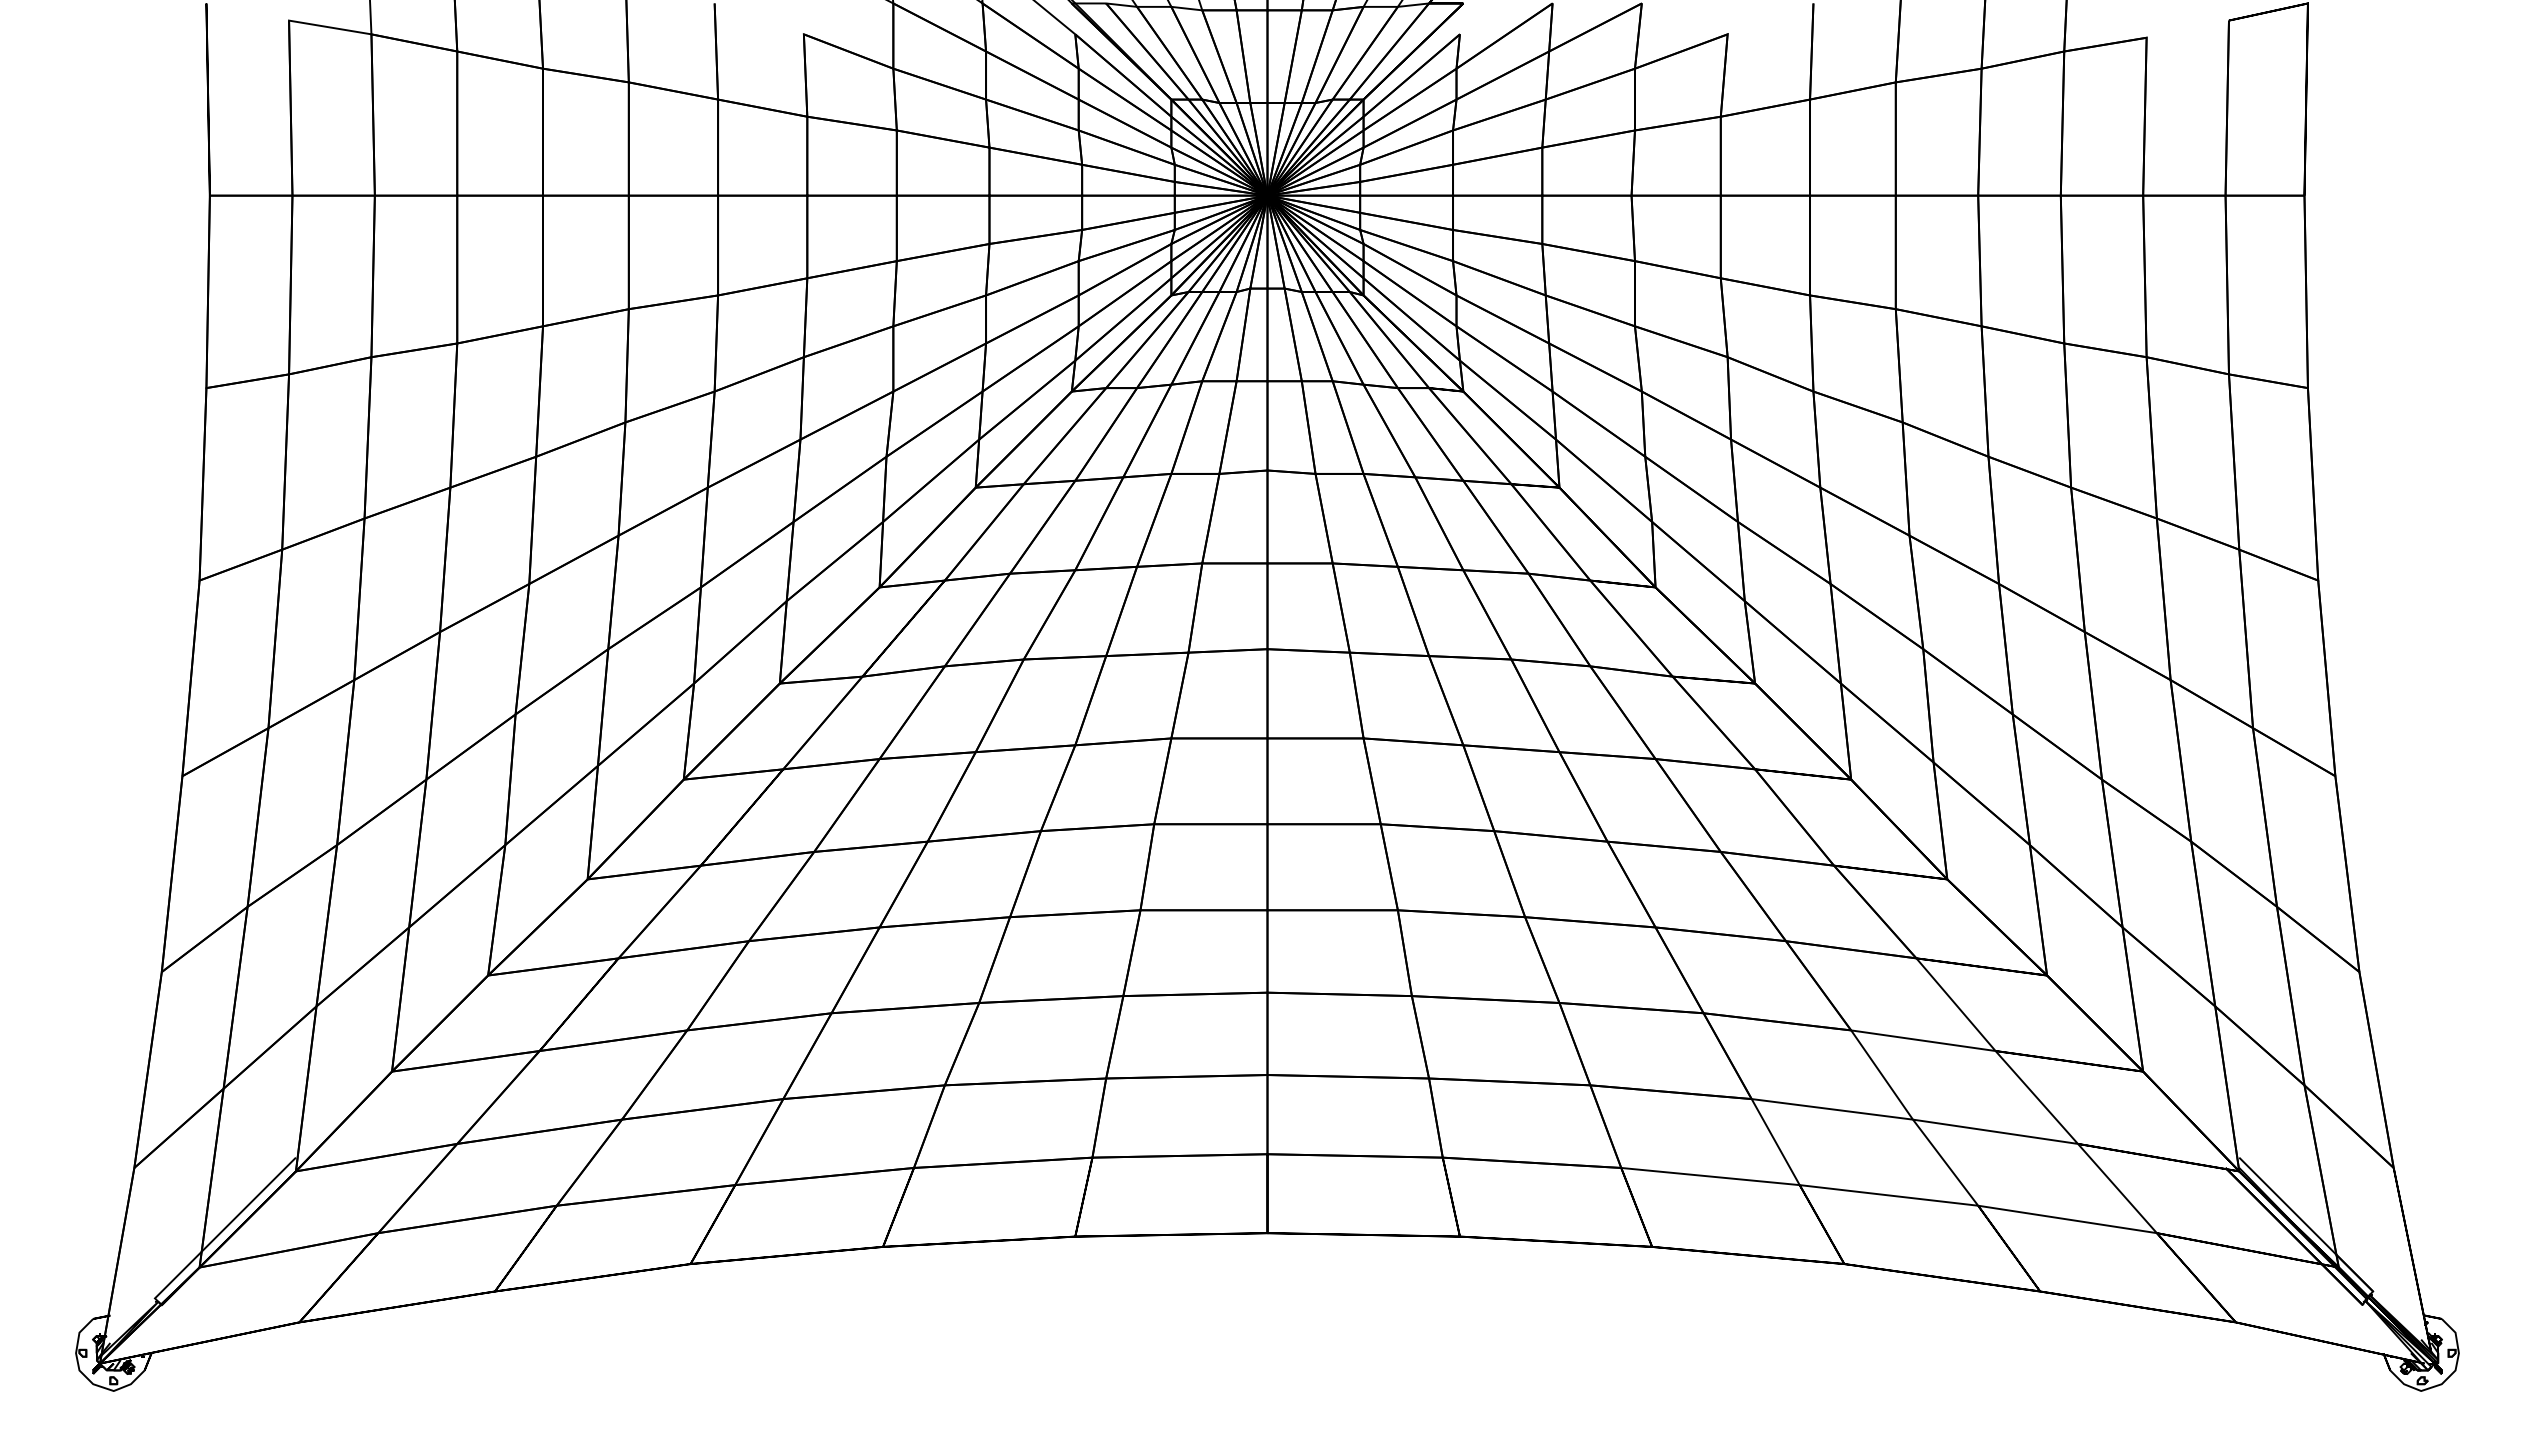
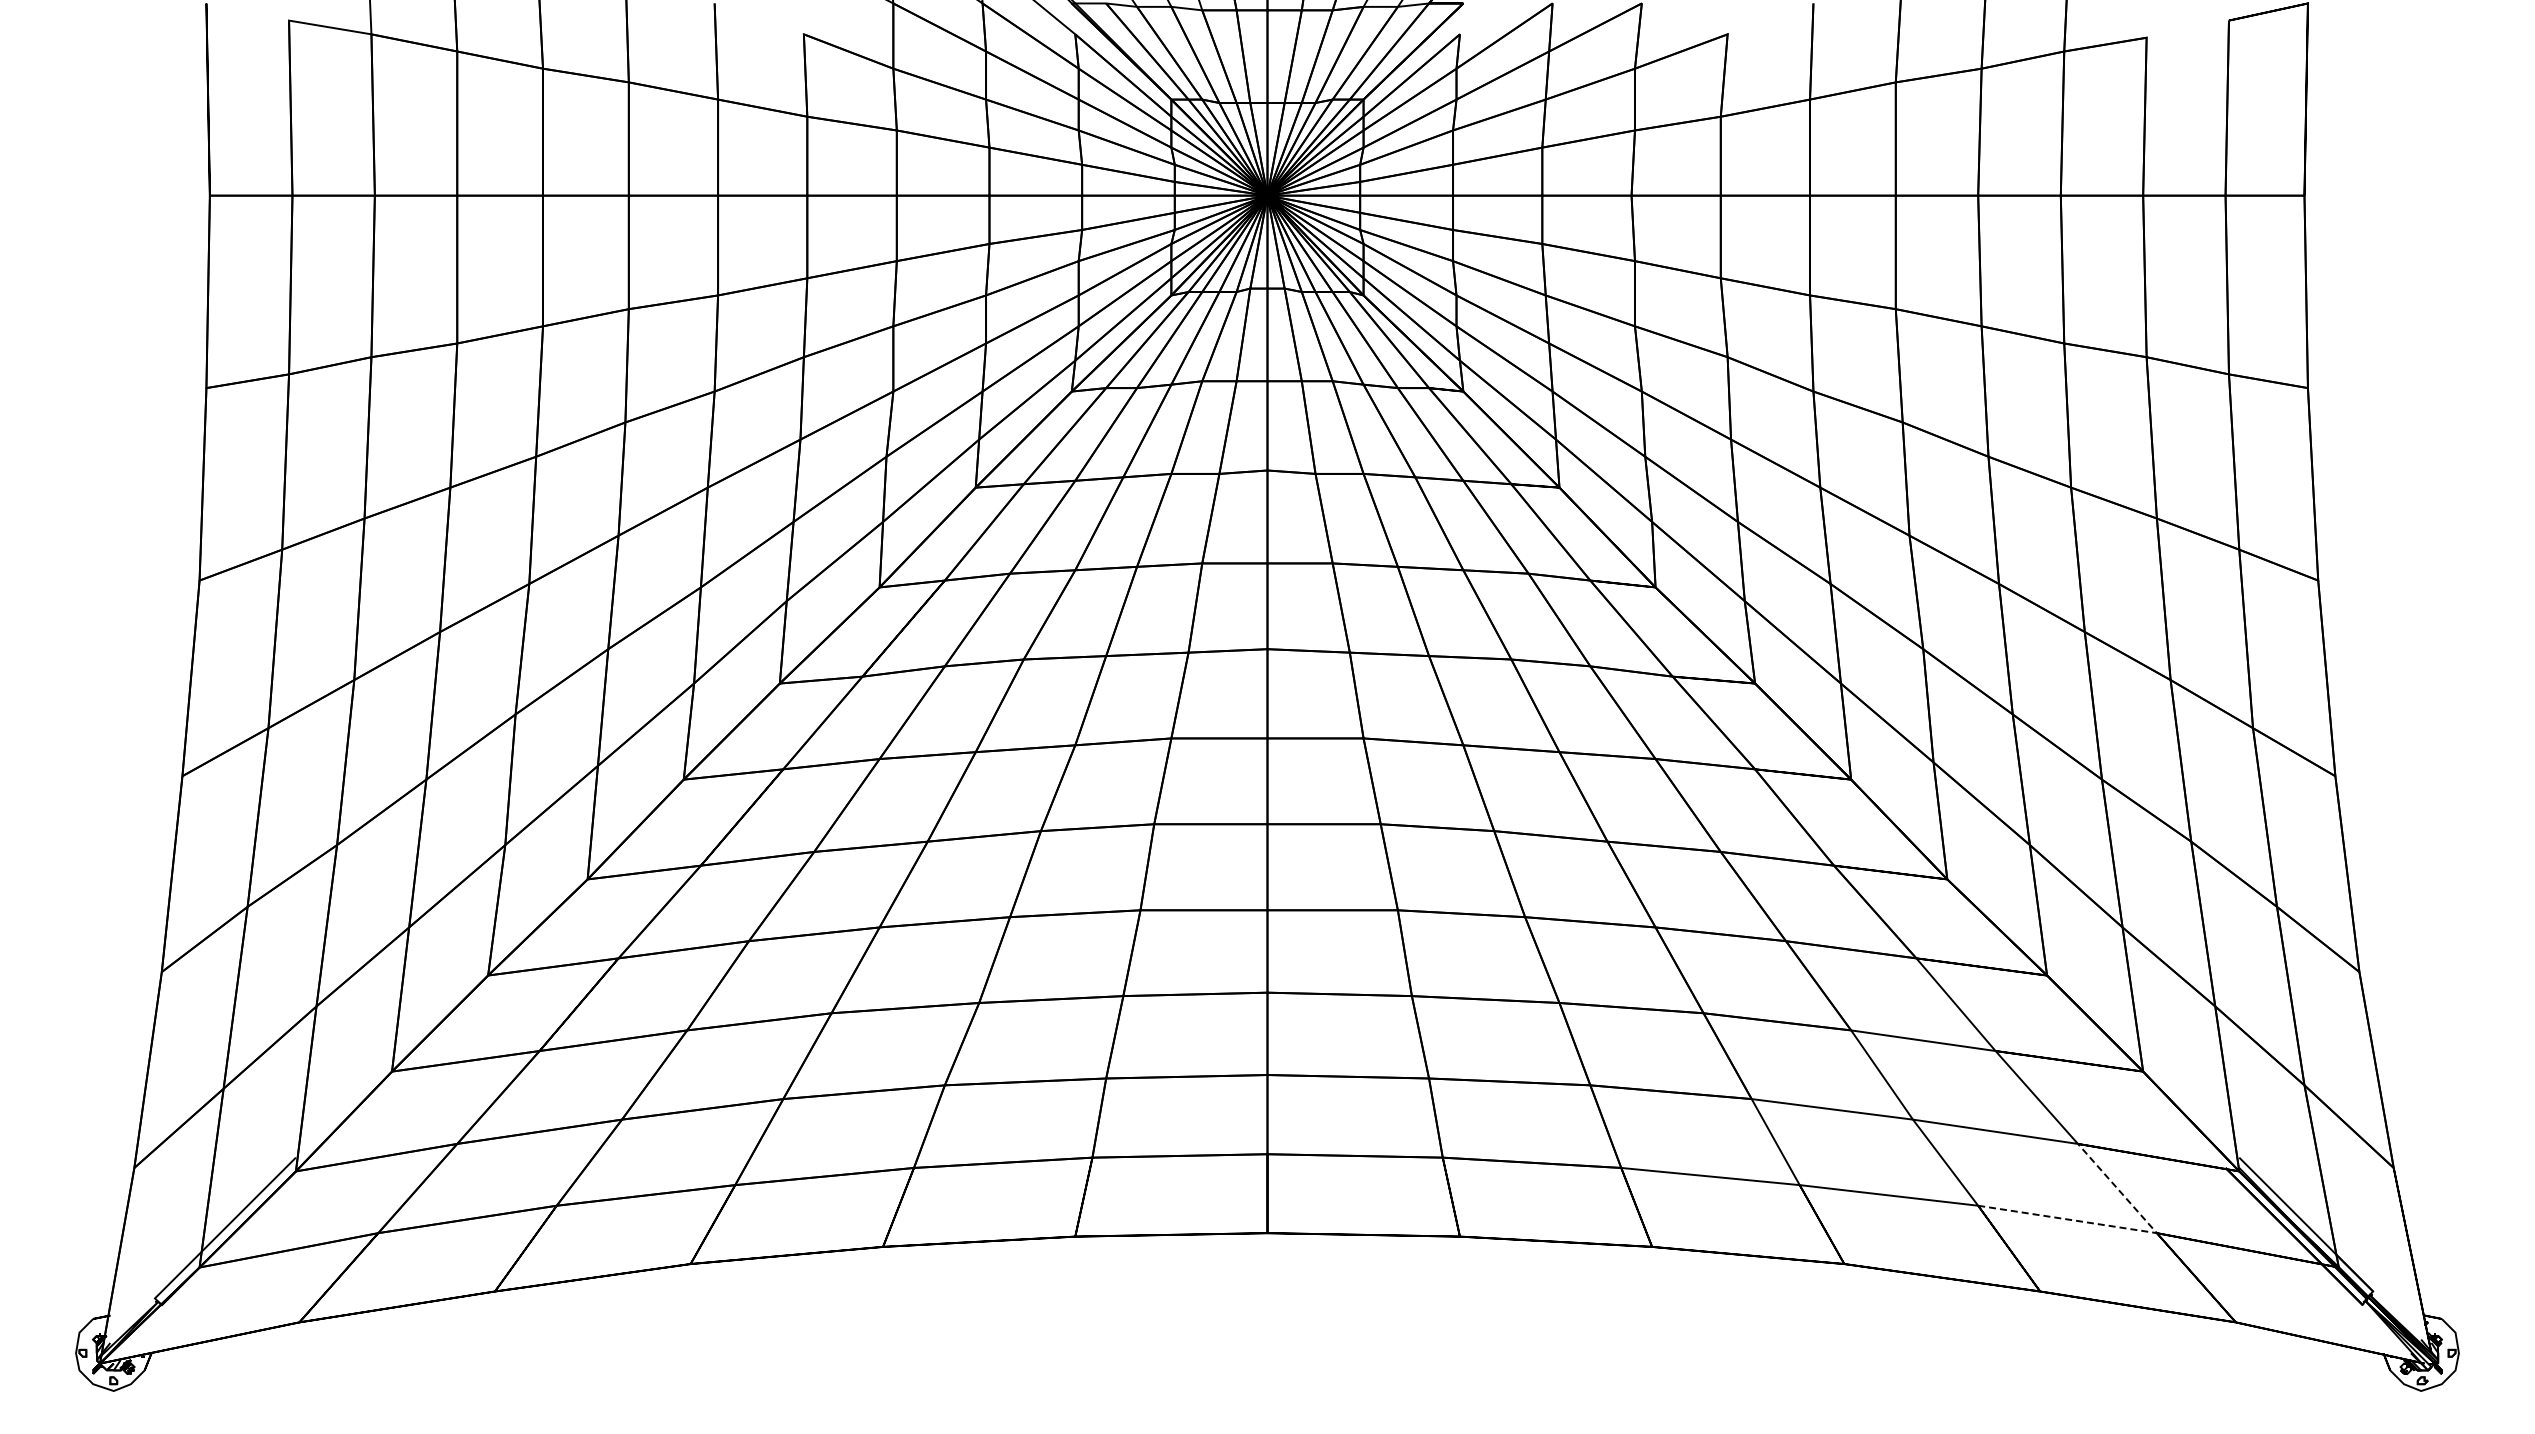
line: solid -> dashed (2127, 1228)
